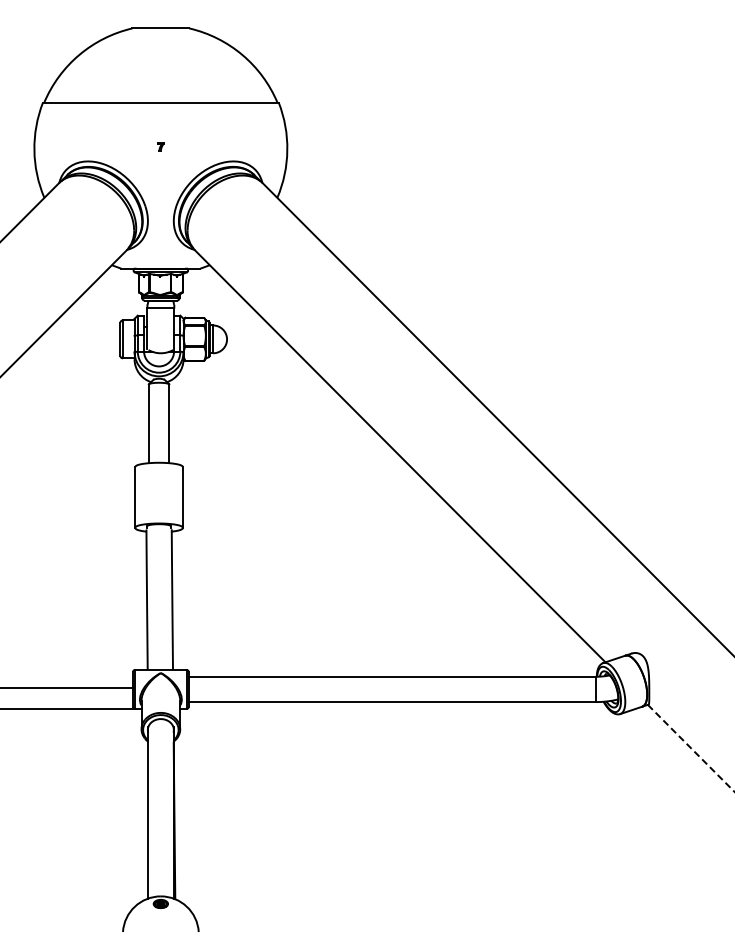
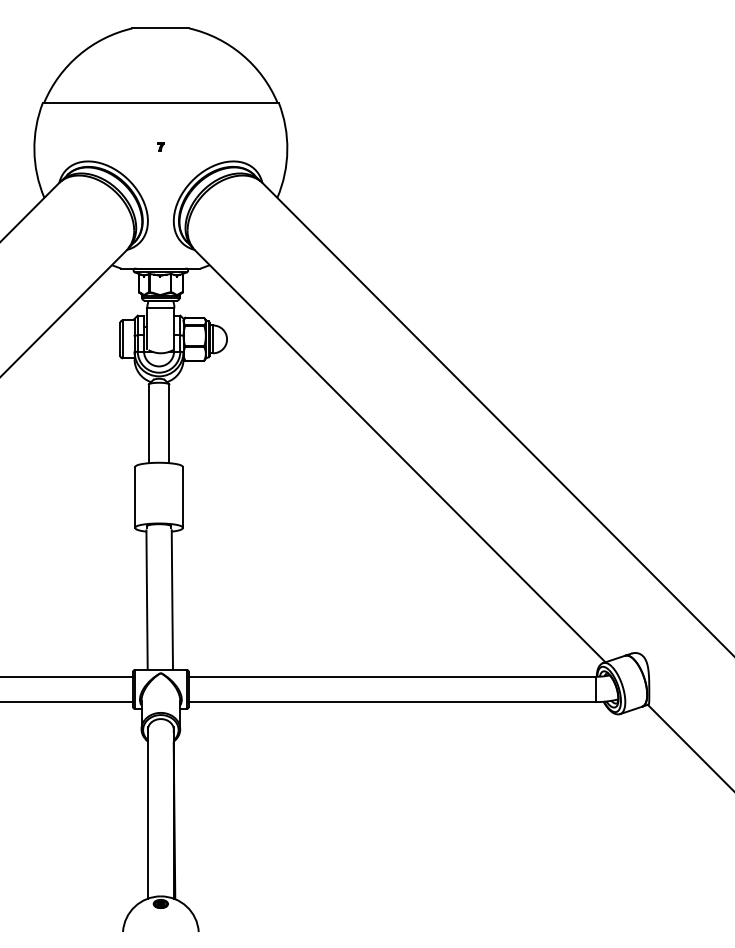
line position: (67, 687) -> (67, 676) (67, 676)
line position: (67, 709) -> (67, 702) (67, 702)
line: dashed -> solid (691, 748)
